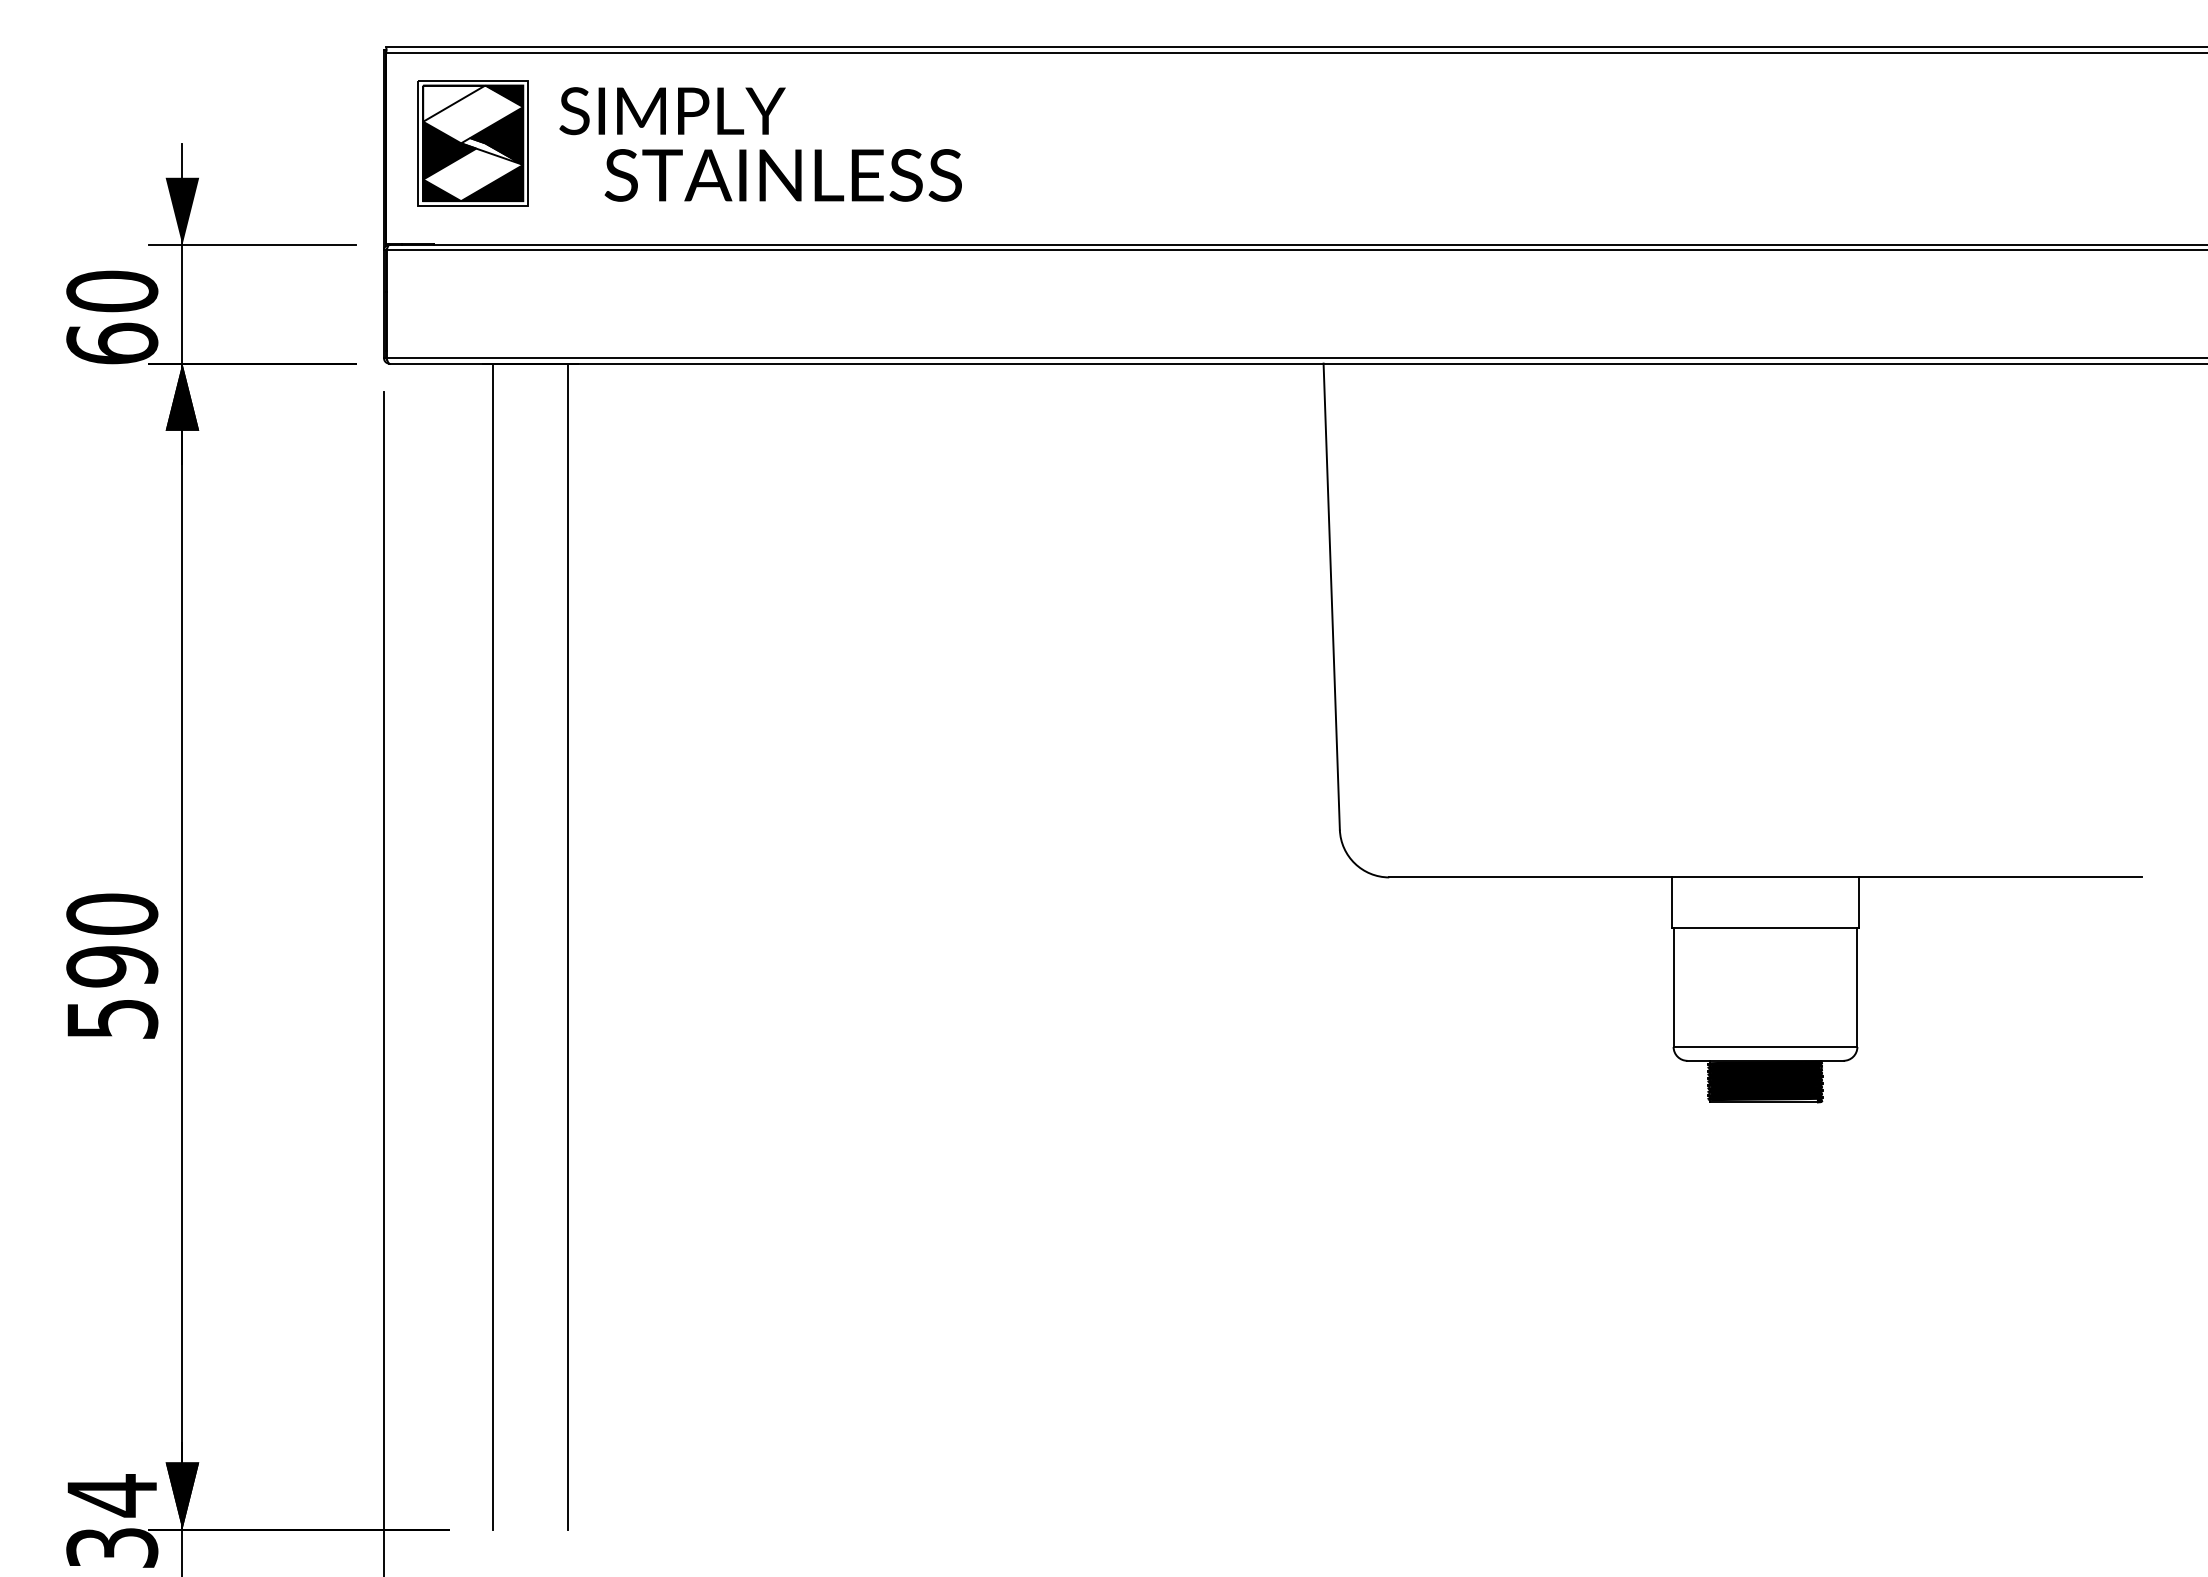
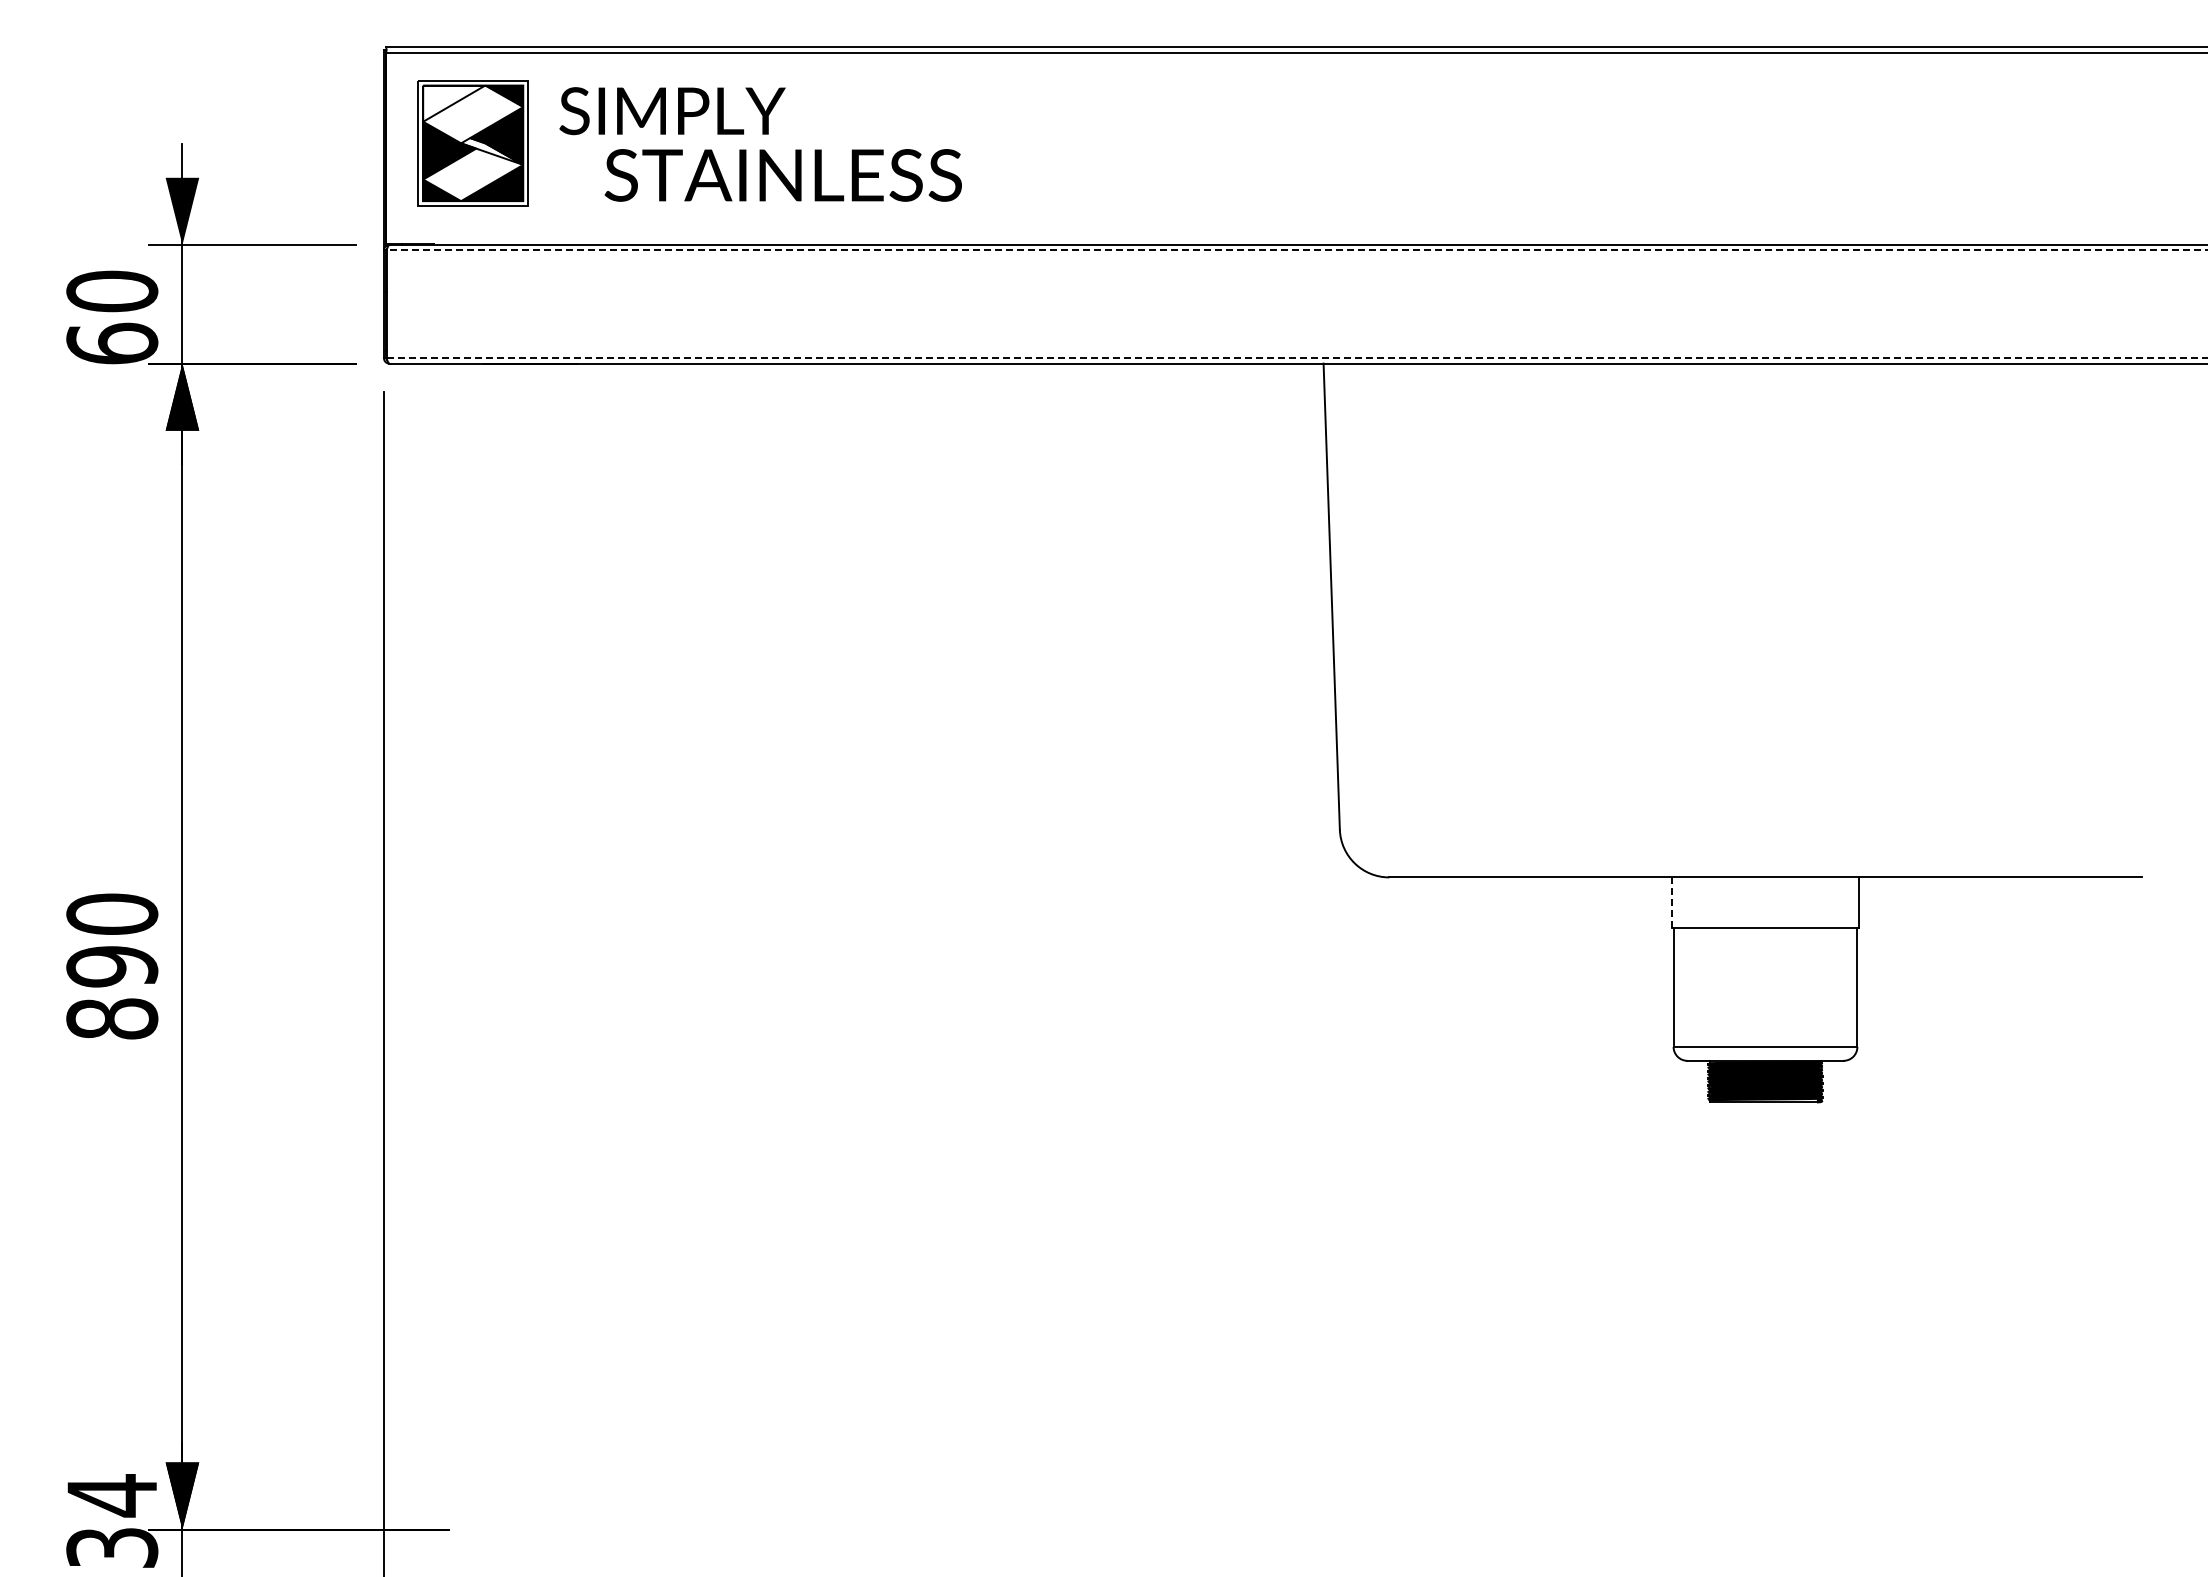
line: solid -> dashed (1296, 250)
line: solid -> dashed (1297, 358)
line: solid -> dashed (1671, 903)
line: present -> none (492, 946)
line: present -> none (567, 946)
text: 590 -> 890 (112, 1018)
